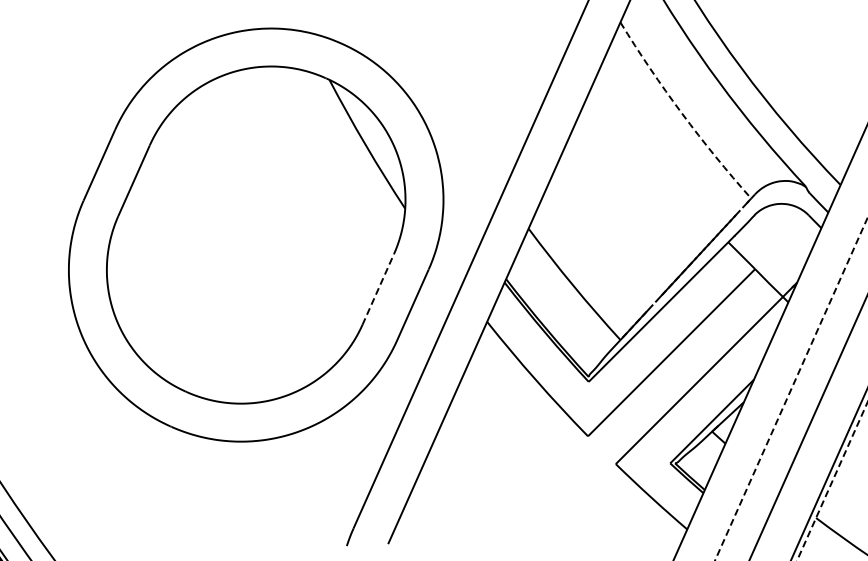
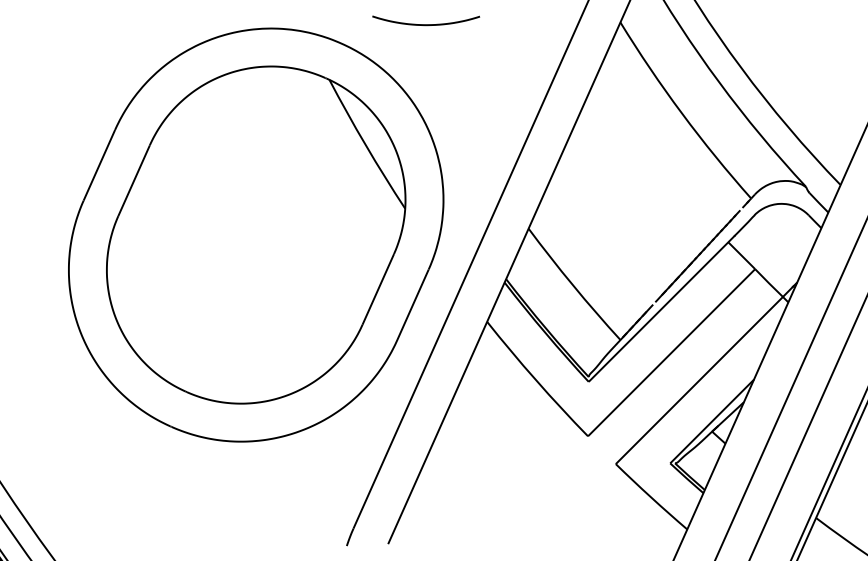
curve: none -> present (426, 24)
arc: dashed -> solid (681, 113)
line: dashed -> solid (378, 289)
line: dashed -> solid (791, 389)
line: dashed -> solid (832, 481)
